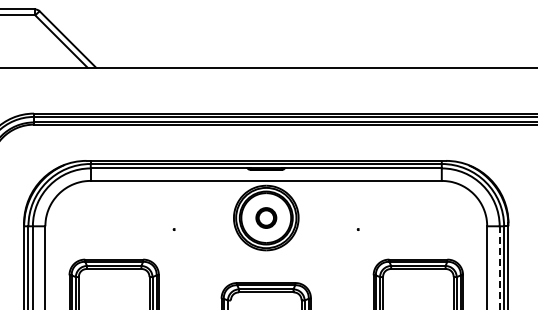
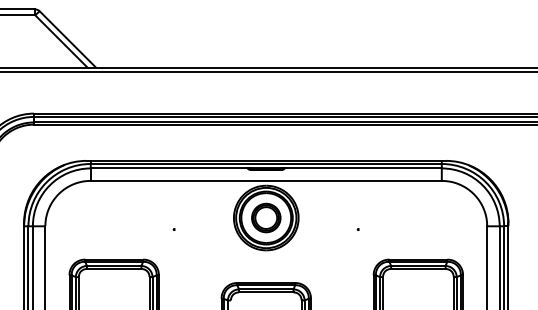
line: none -> present (268, 72)
part size: 23x22 px -> 31x32 px (266, 217)
line: dashed -> solid (499, 268)
